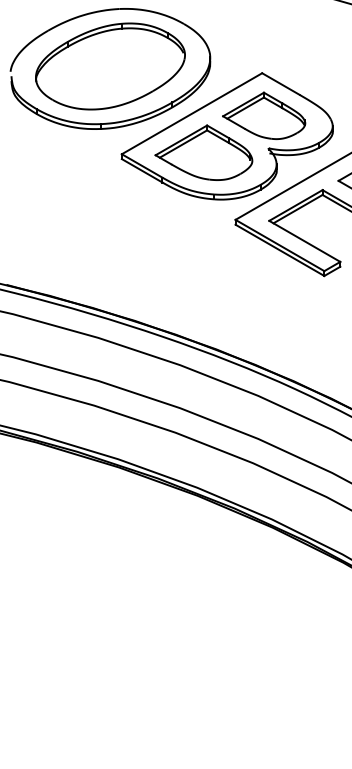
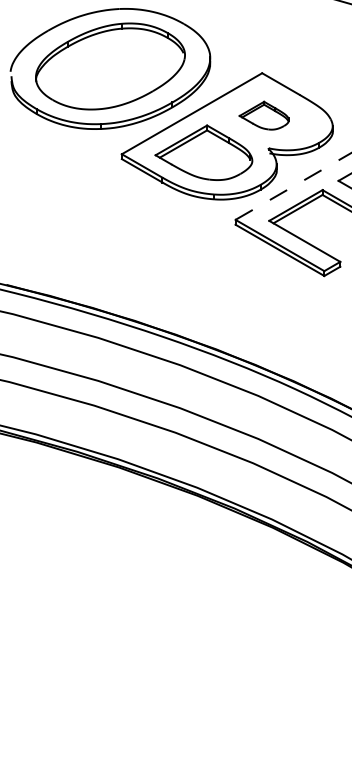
part size: 85x49 px -> 52x31 px (263, 115)
line: solid -> dashed (294, 186)
